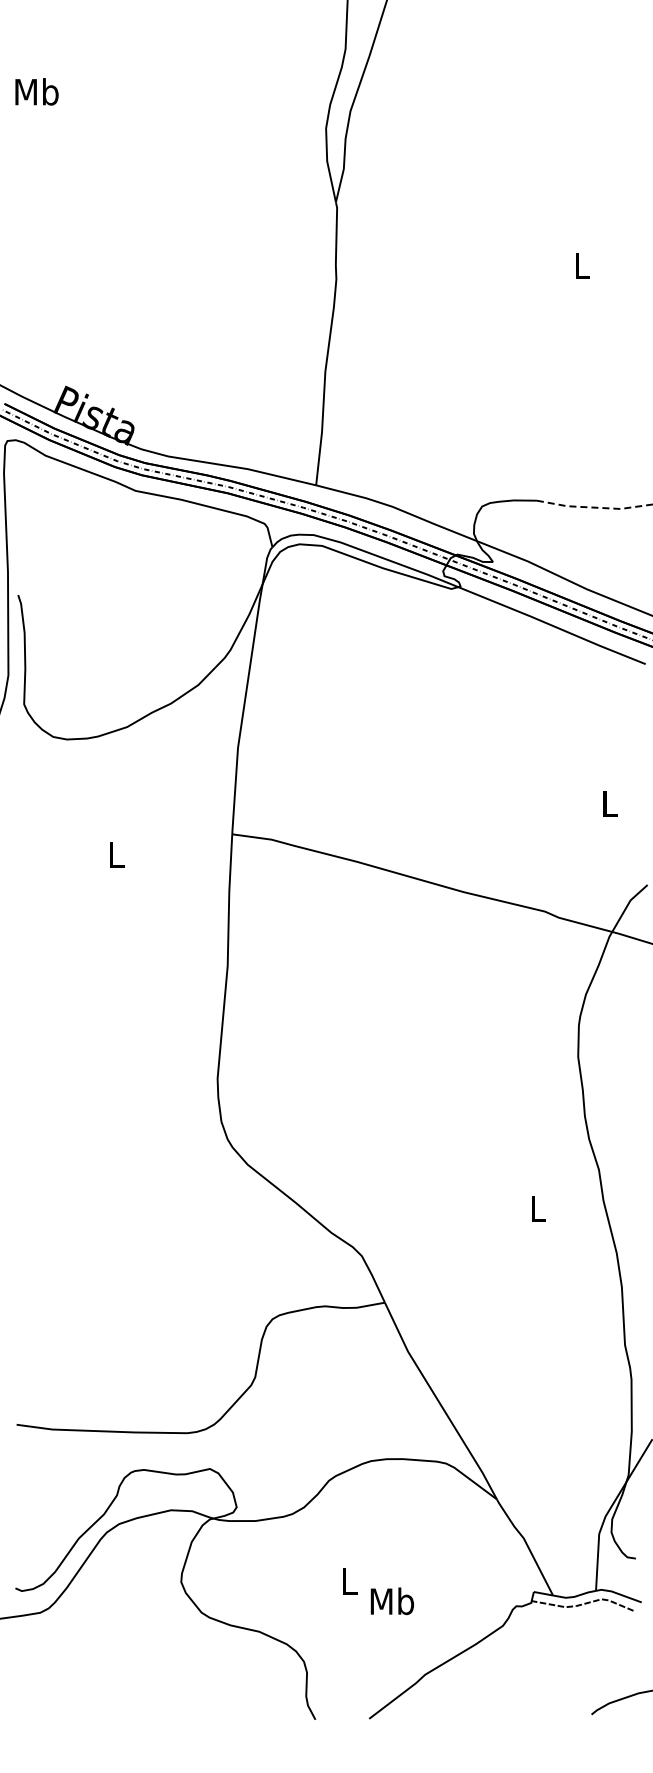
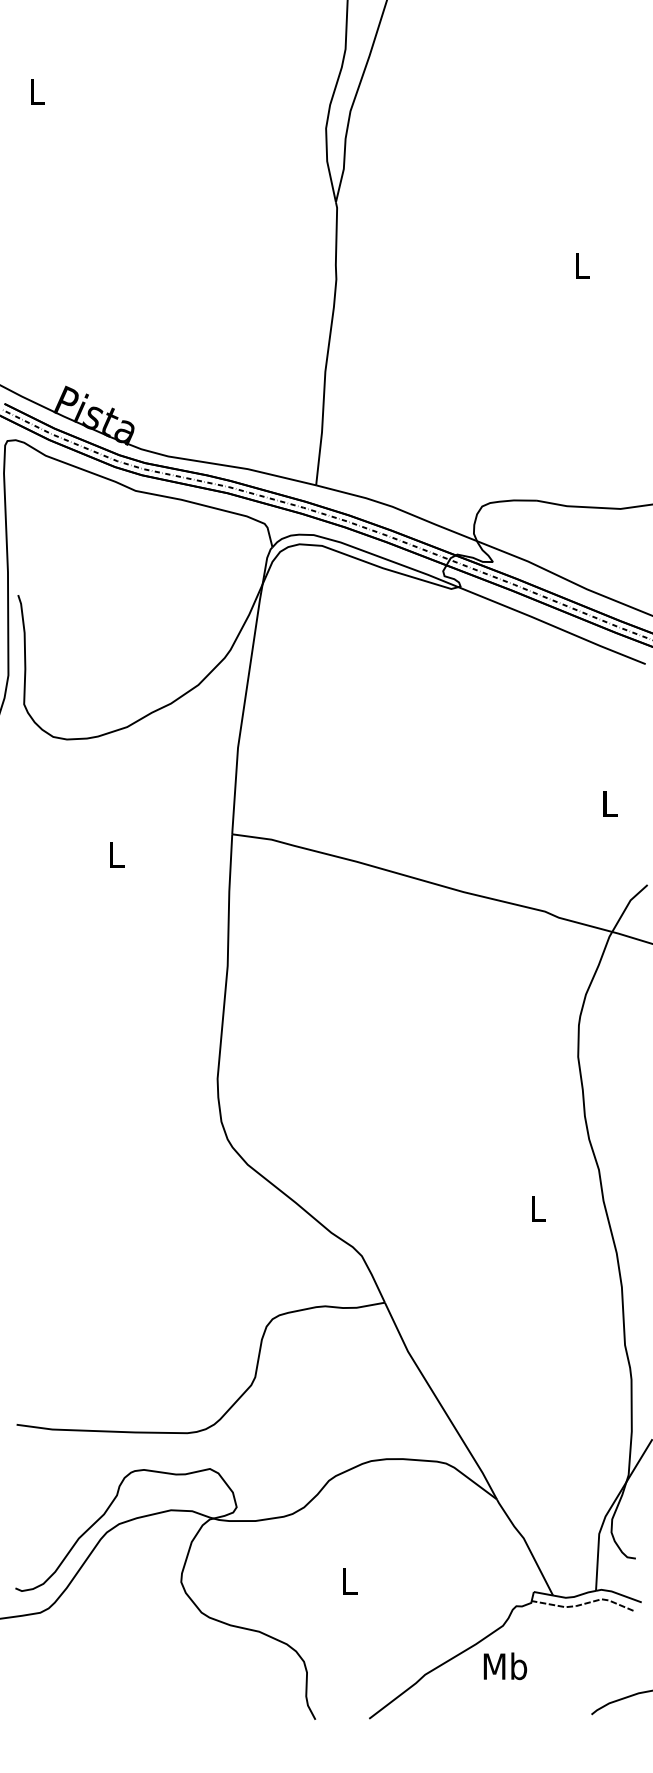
text: Mb -> L (36, 91)
line: dashed -> solid (594, 507)
text position: (392, 1601) -> (505, 1666) (505, 1666)
